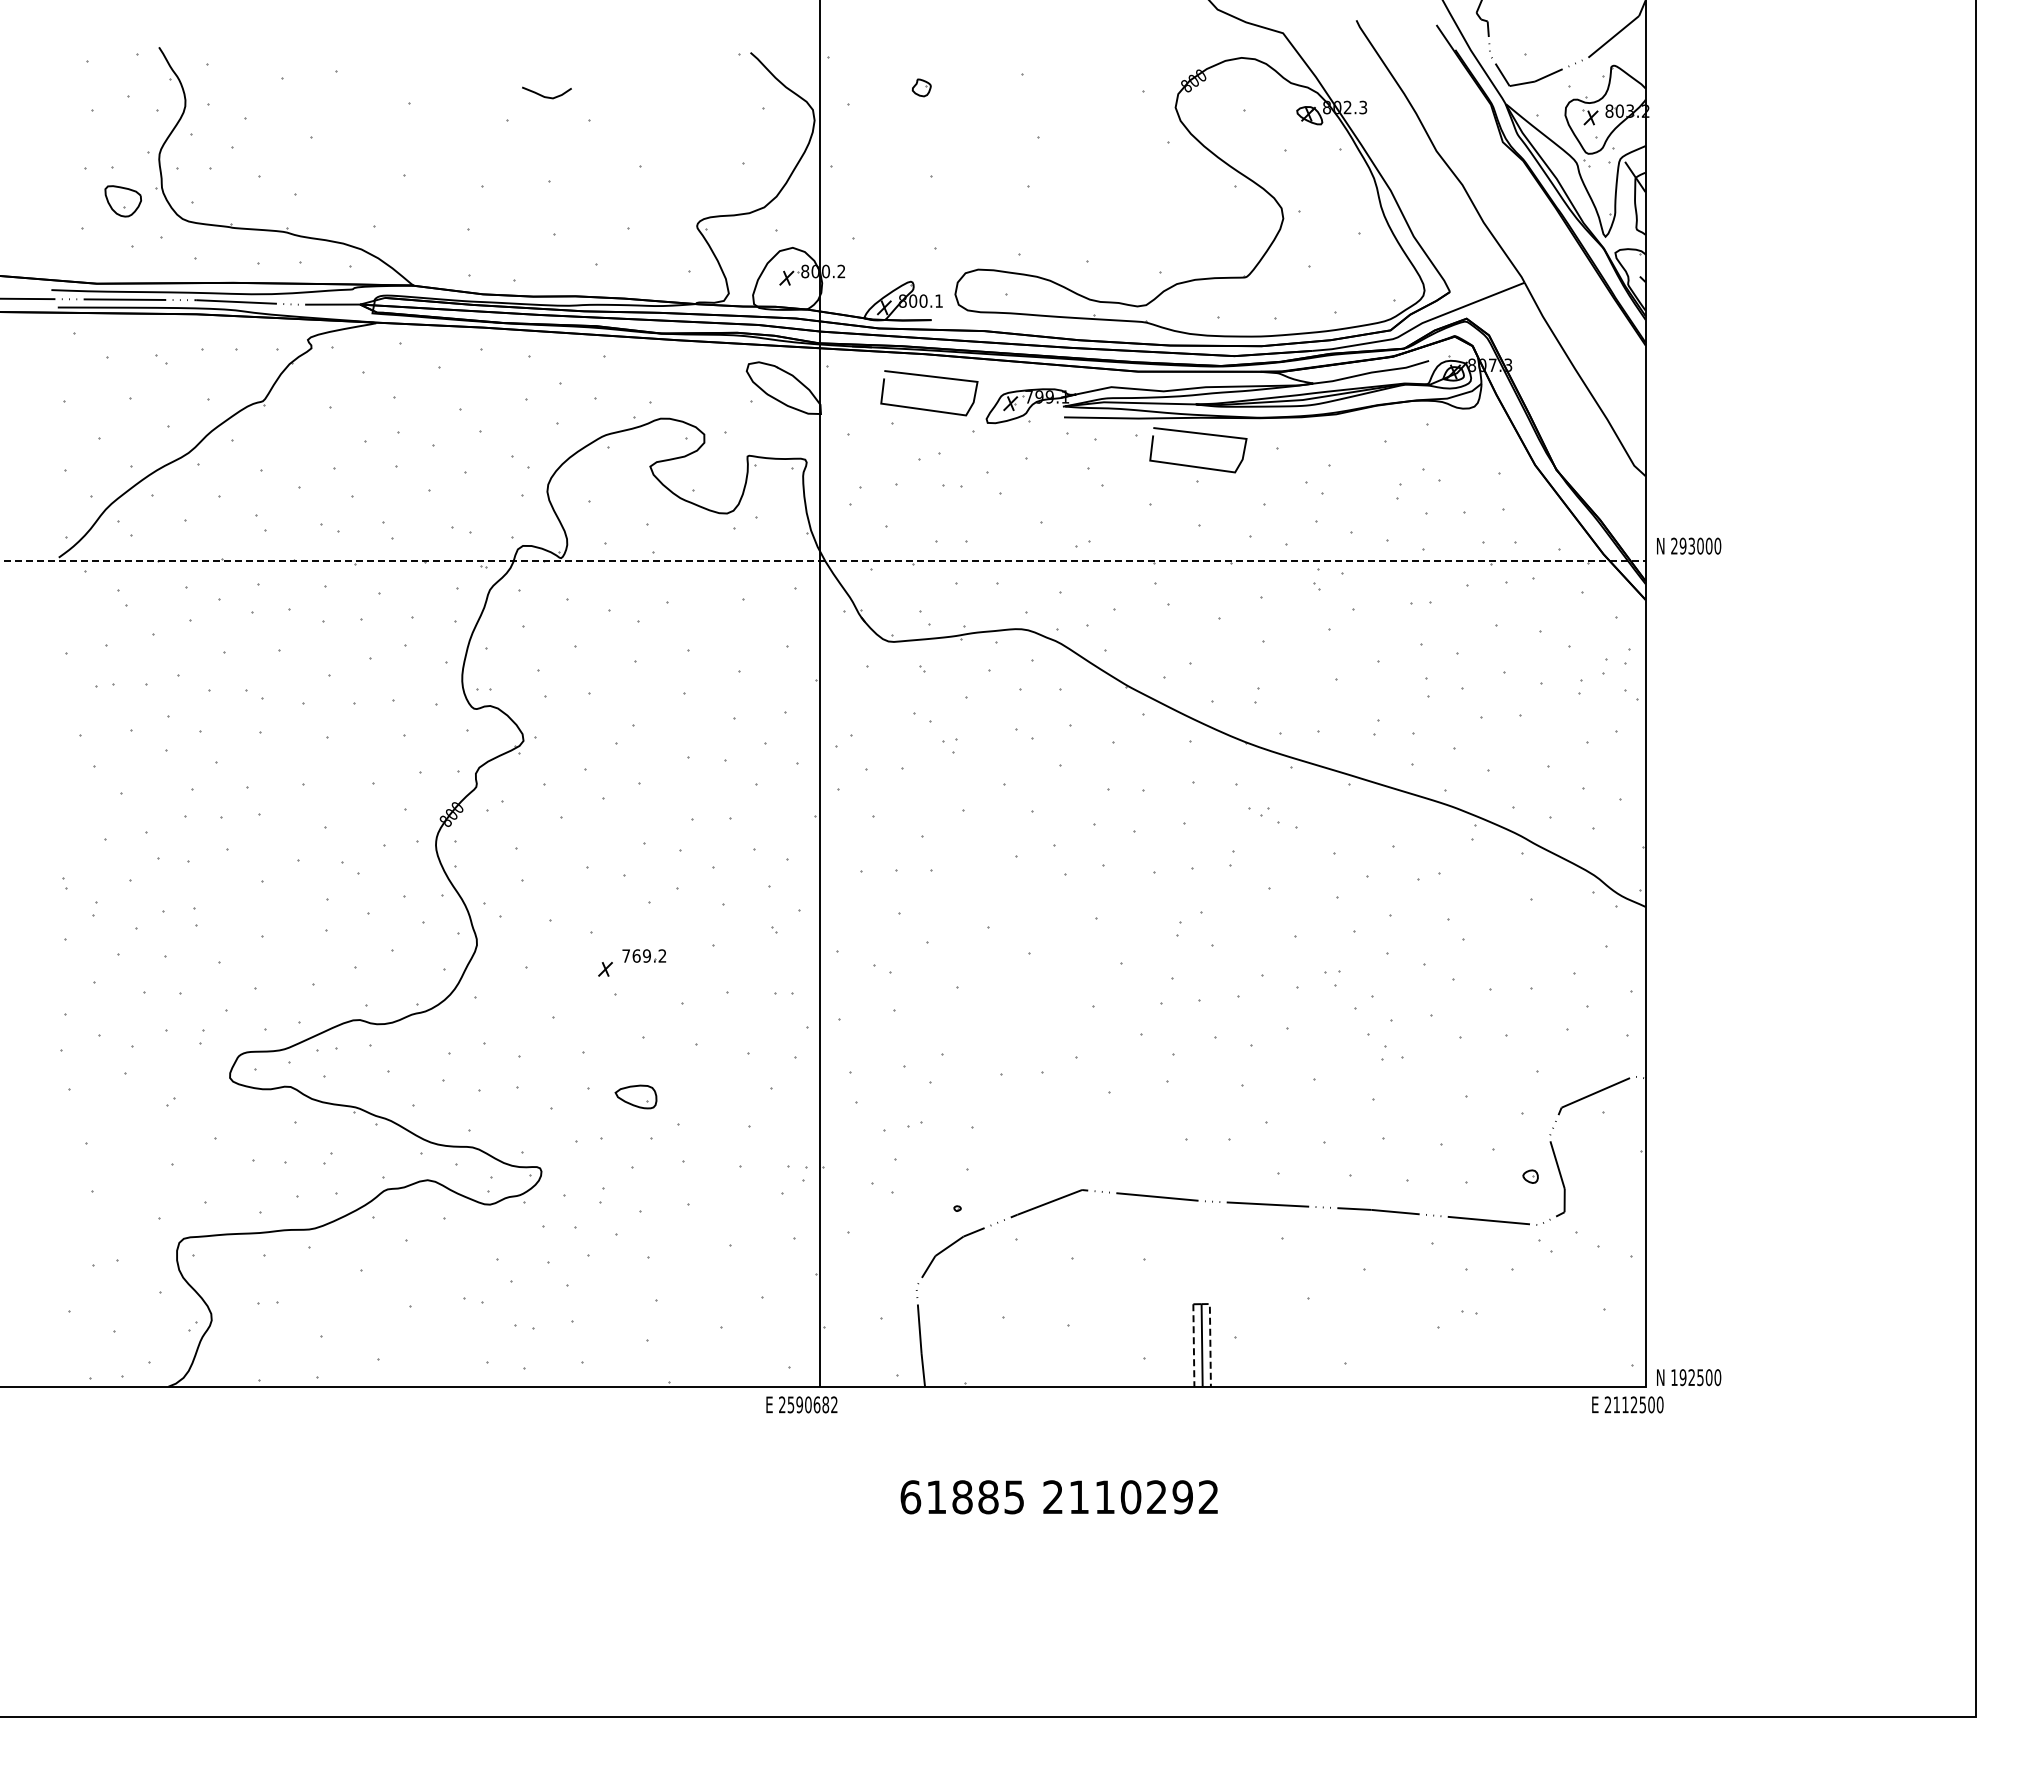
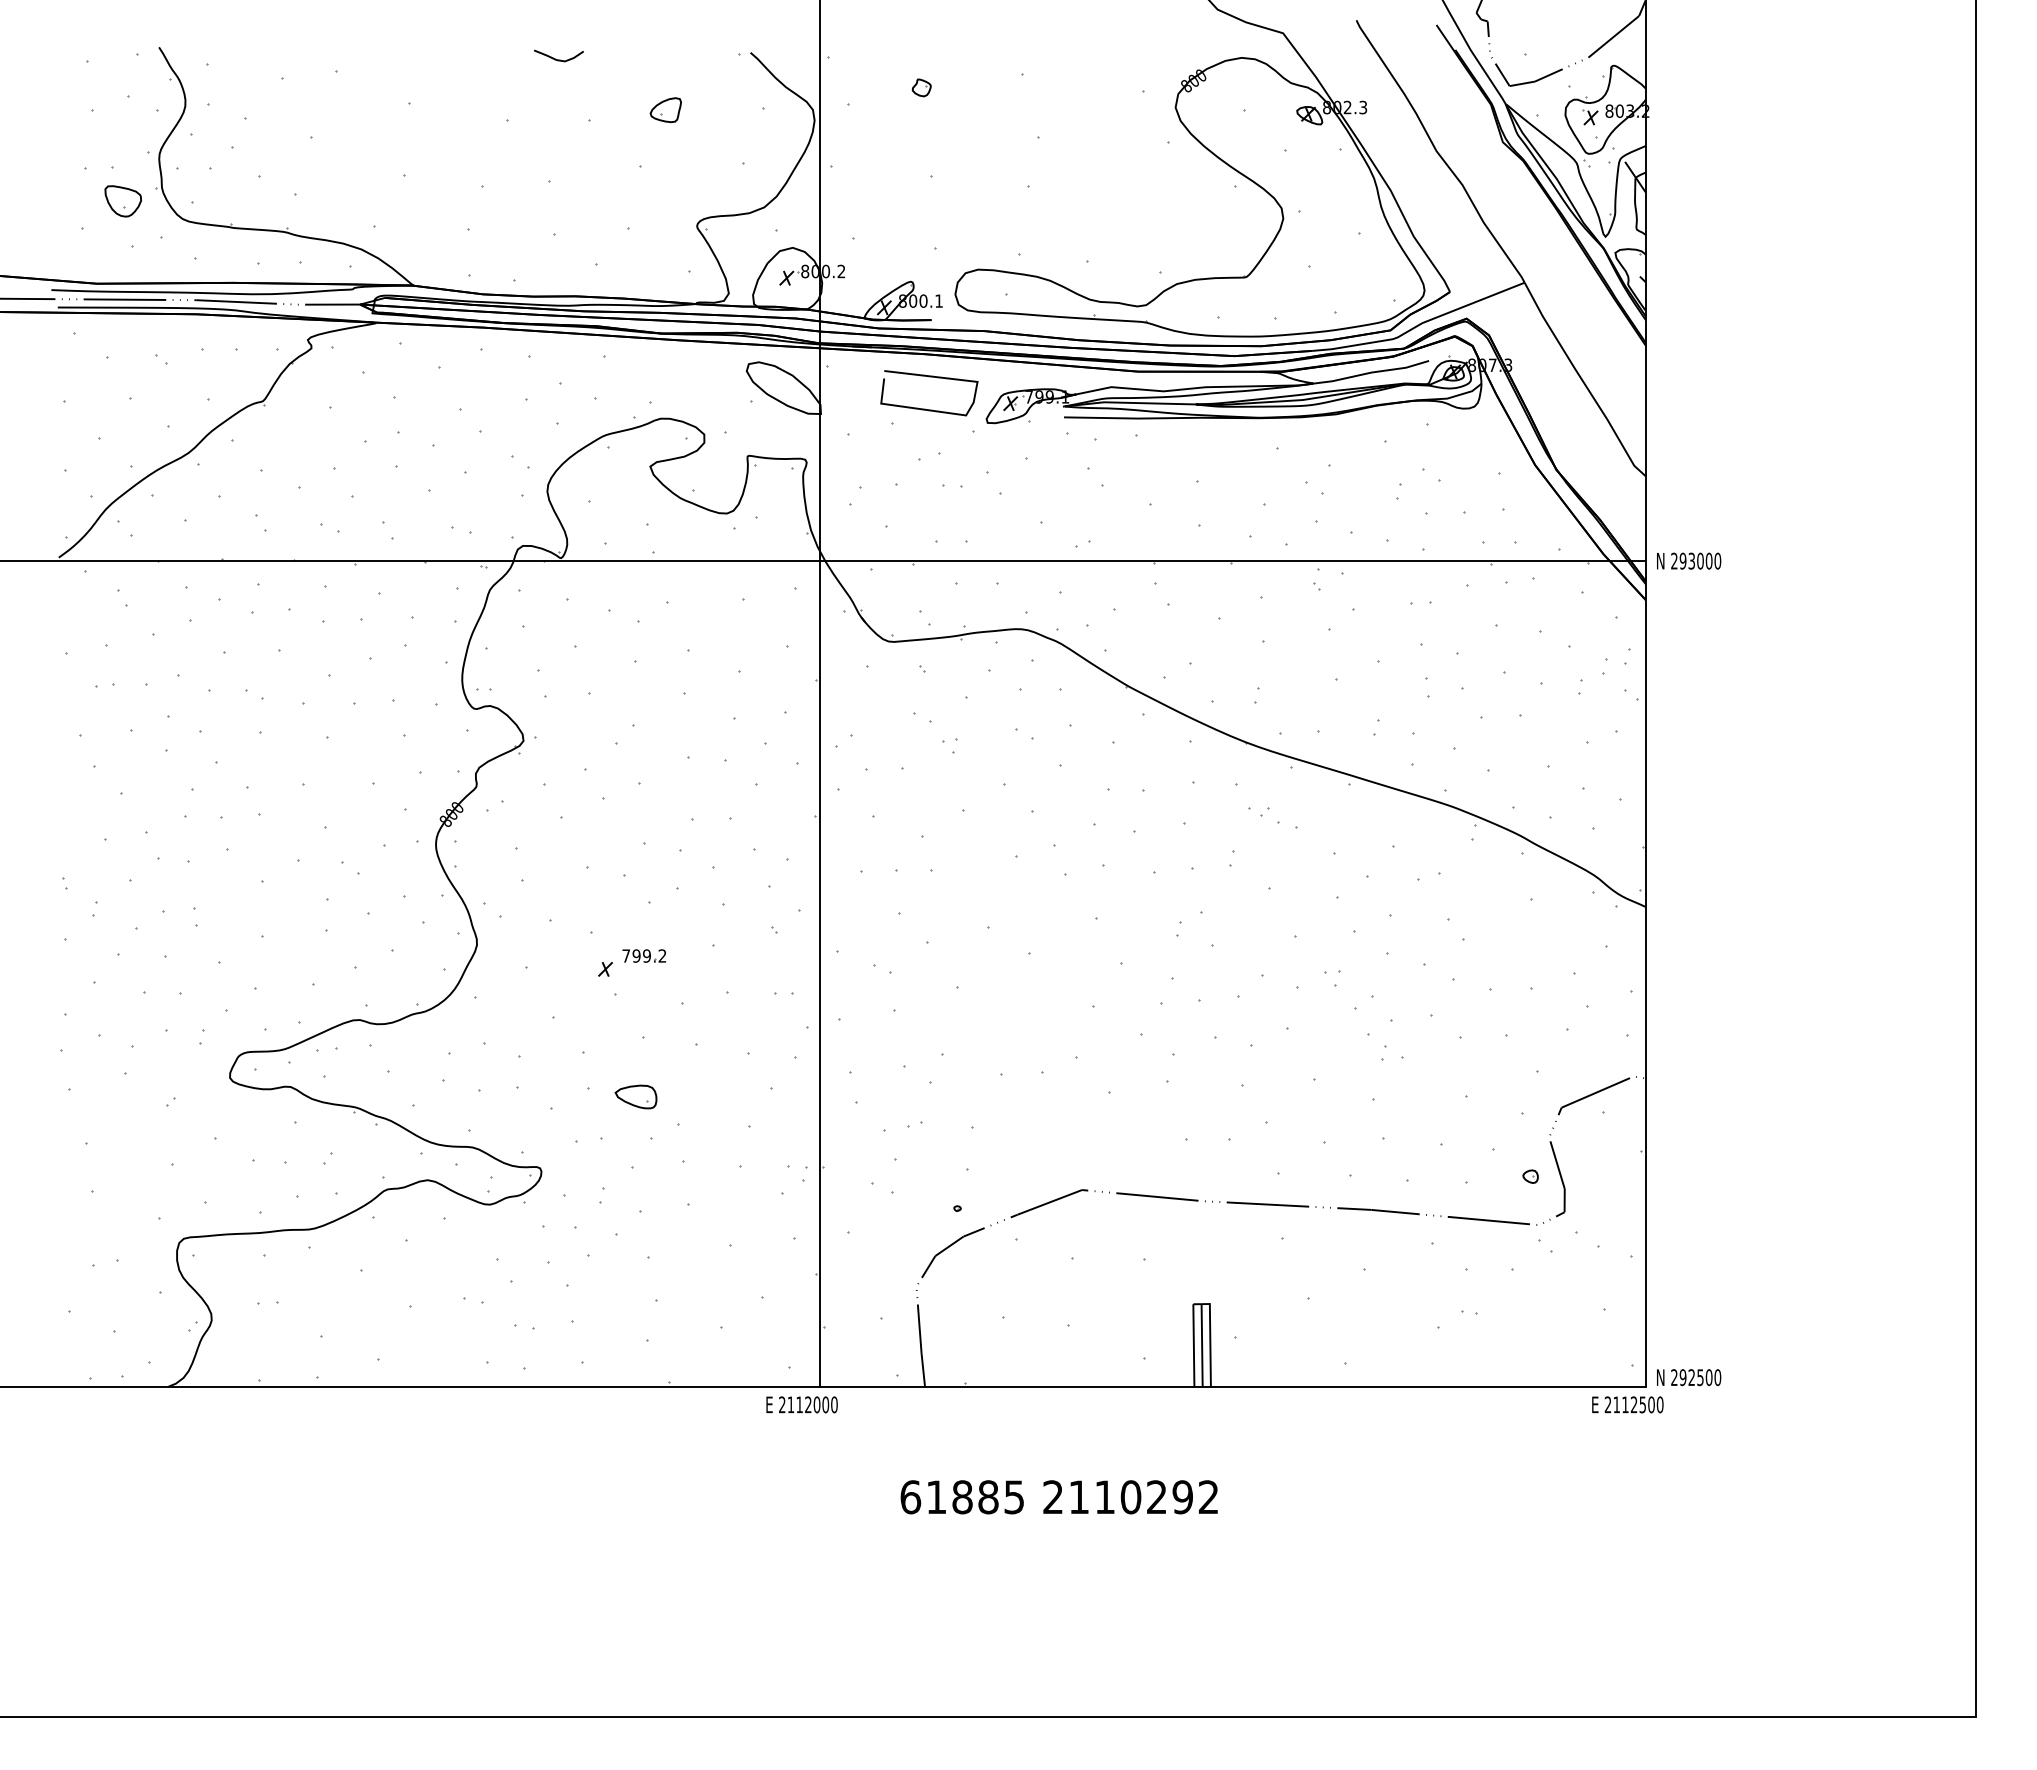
curve position: (546, 96) -> (558, 59) (558, 59)
part: none -> present (665, 110)
curve: present -> none (1194, 465)
text position: (1689, 545) -> (1689, 560) (1689, 560)
line: dashed -> solid (823, 561)
text: 769.2 -> 799.2 (636, 955)
line: dashed -> solid (1210, 1340)
line: dashed -> solid (1193, 1345)
text: 192500 -> 292500 (1674, 1377)
text: 2590682 -> 2112000 (812, 1404)
